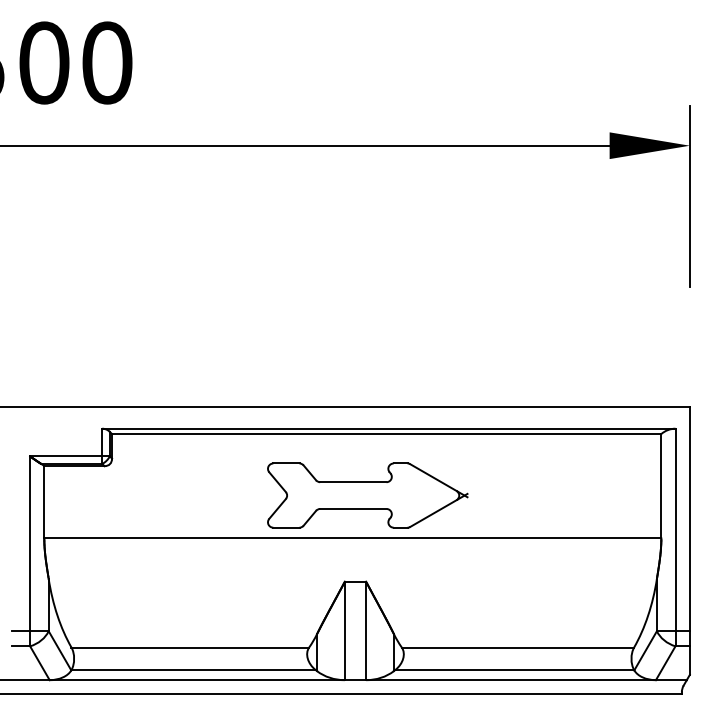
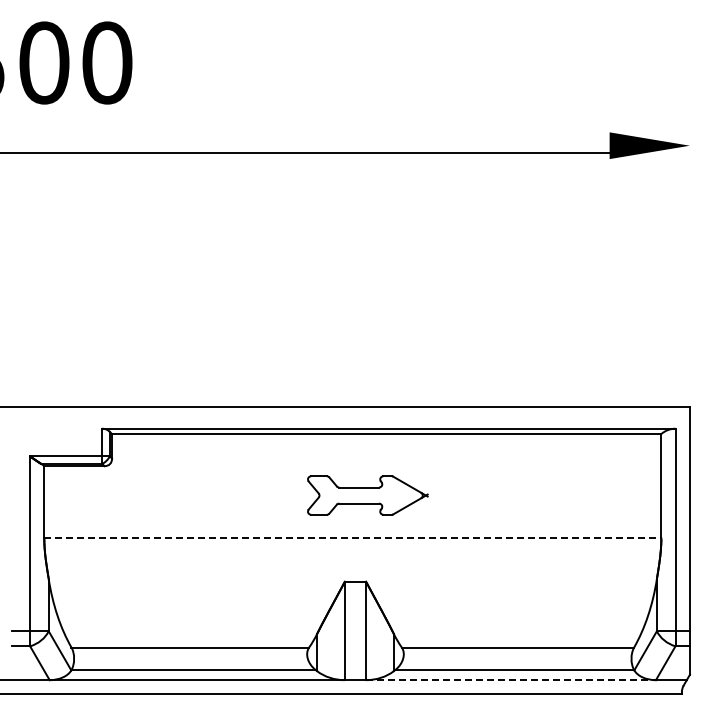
line position: (305, 145) -> (305, 152) (305, 152)
line: present -> none (689, 195)
part size: 202x67 px -> 122x41 px (367, 495)
line: solid -> dashed (352, 538)
line: solid -> dashed (511, 680)
